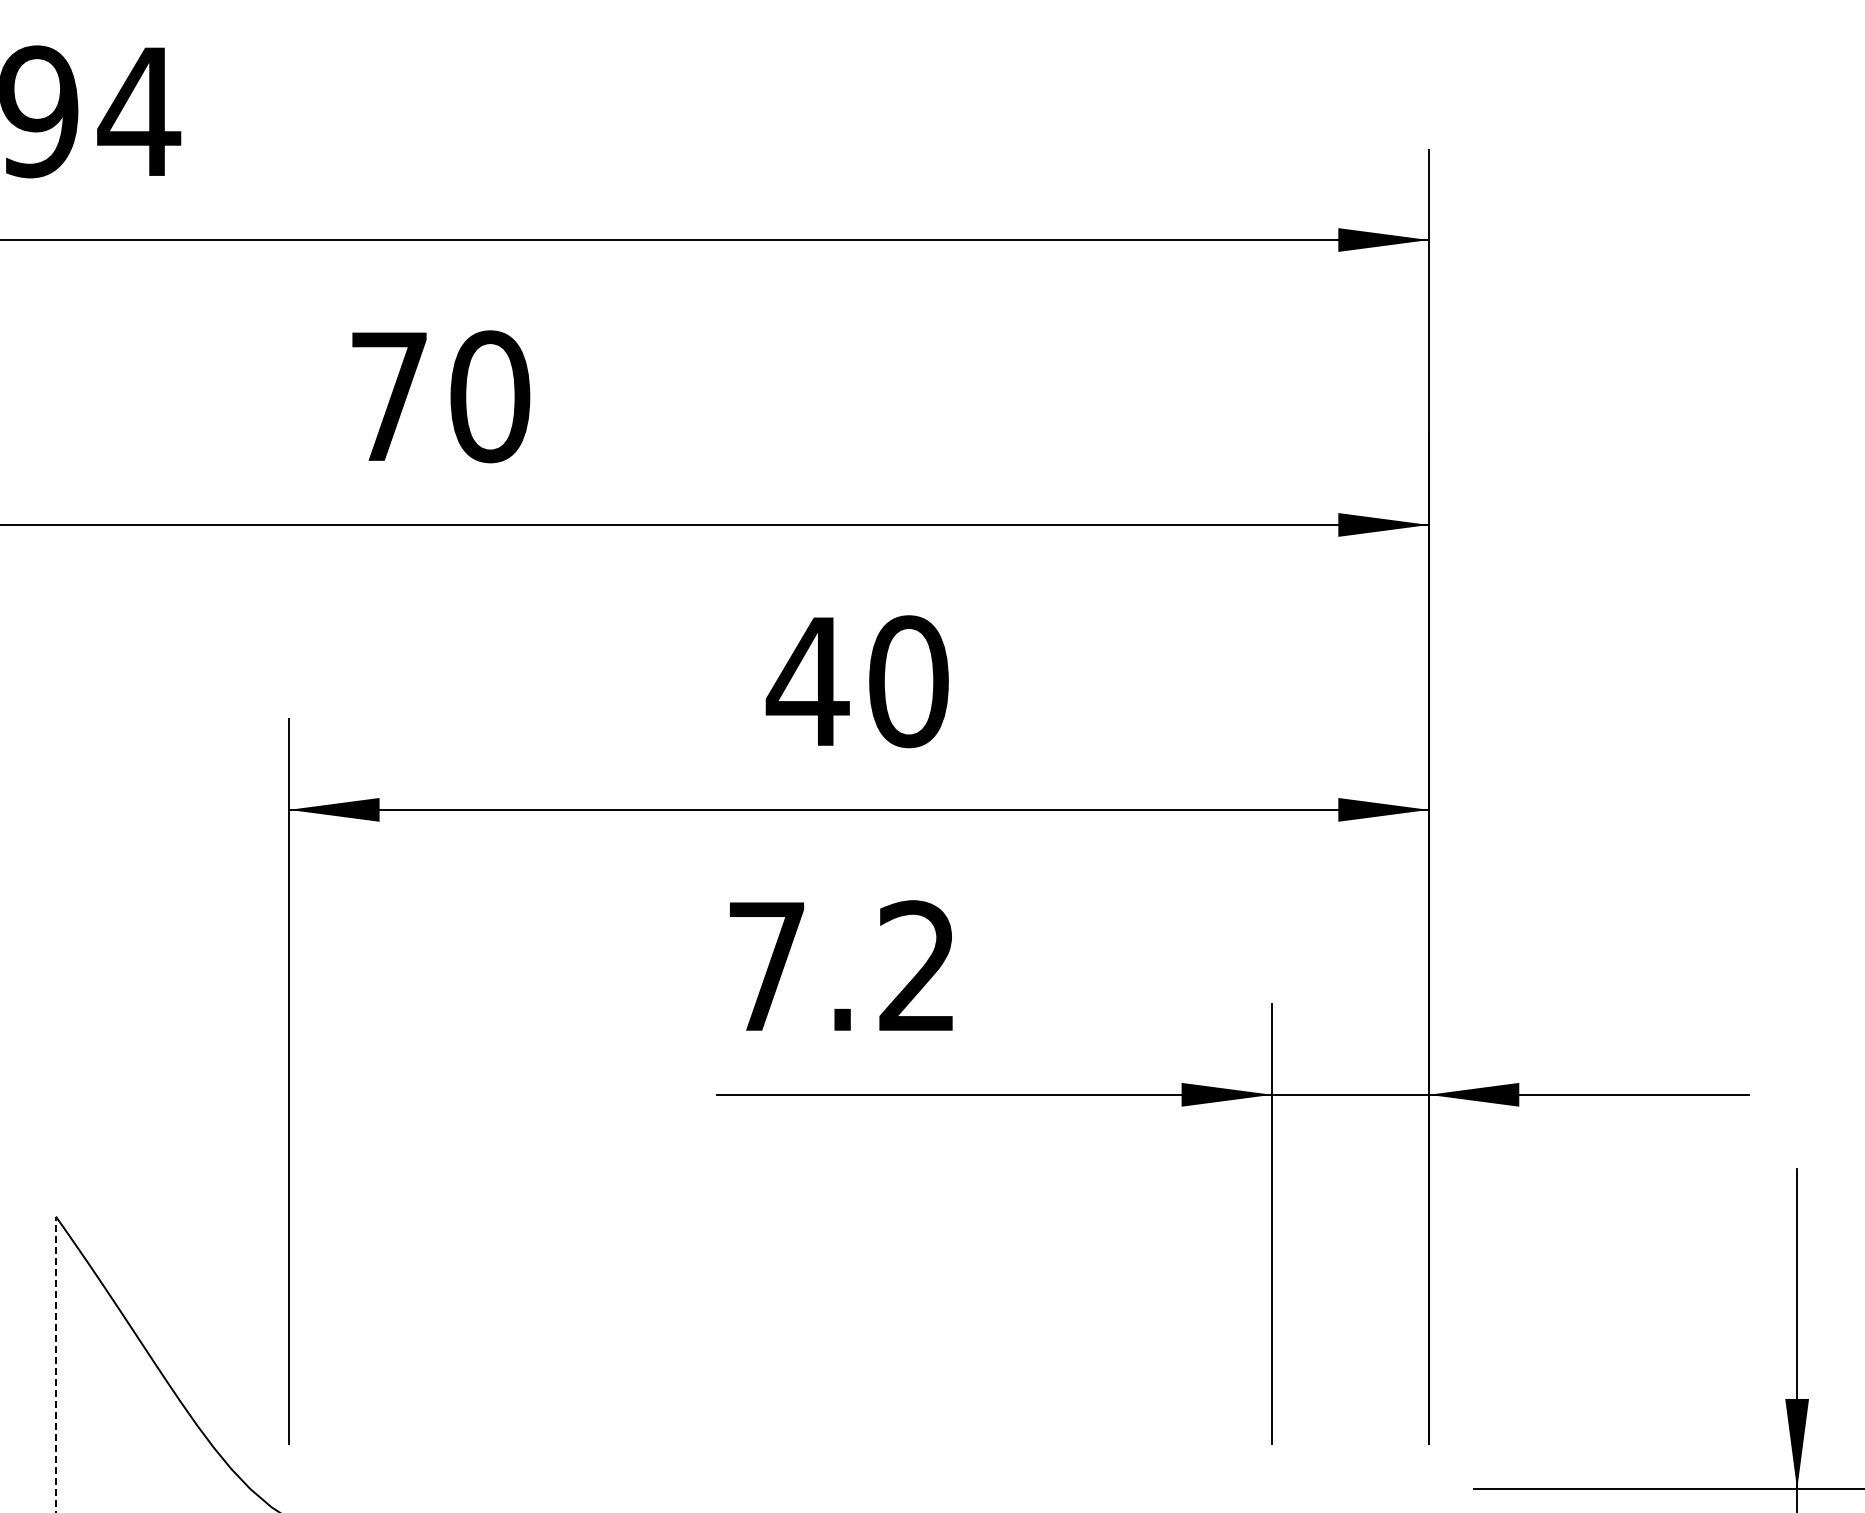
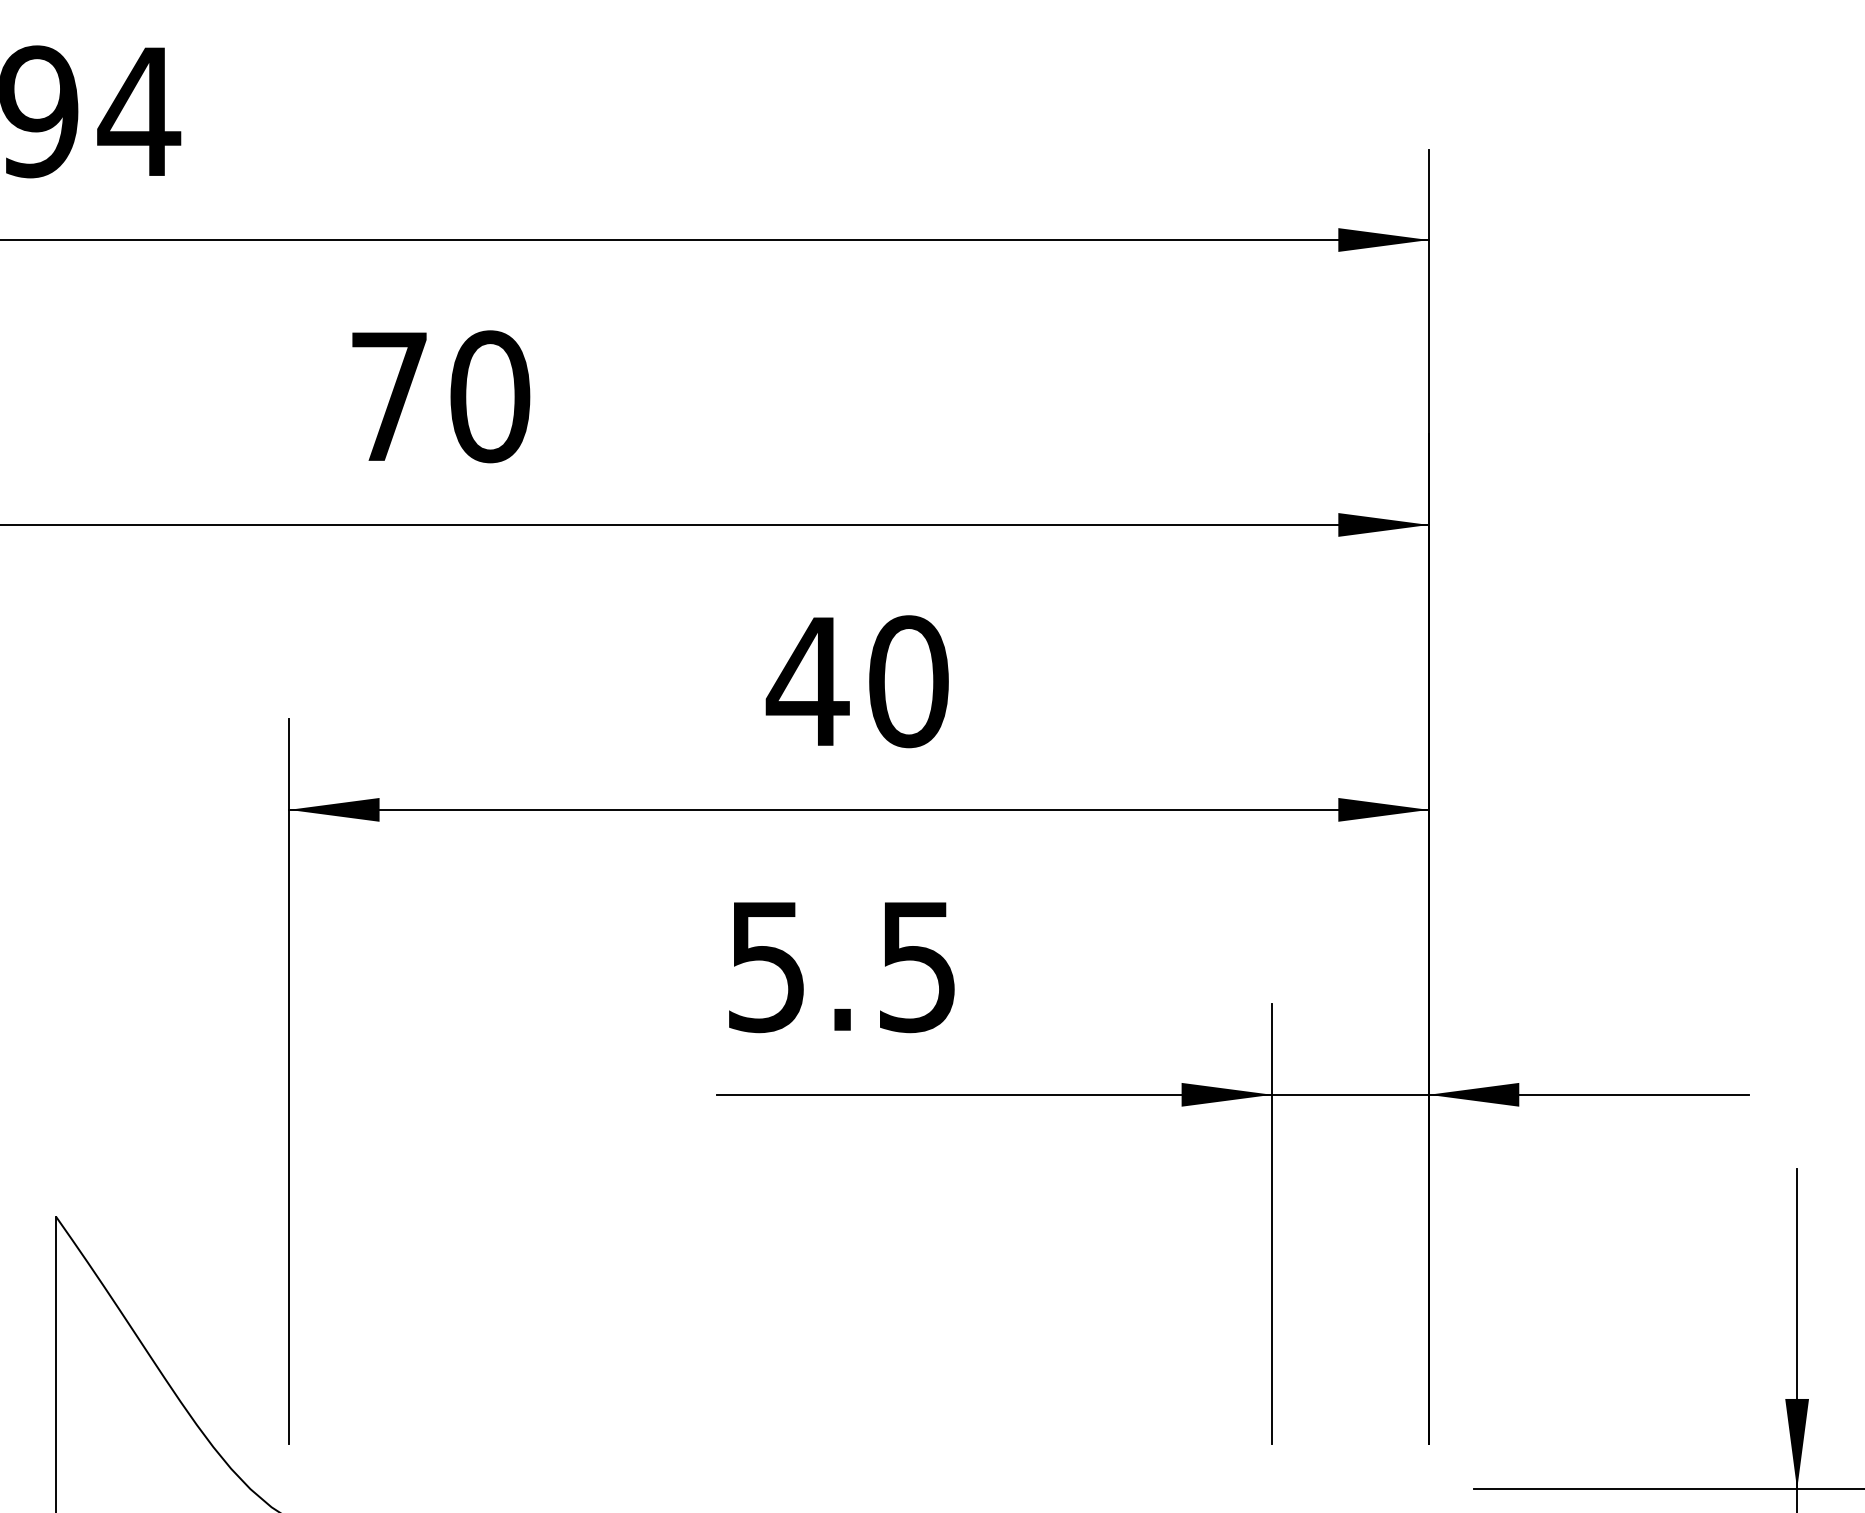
text: 7.2 -> 5.5 (841, 966)
line: dashed -> solid (55, 1364)
